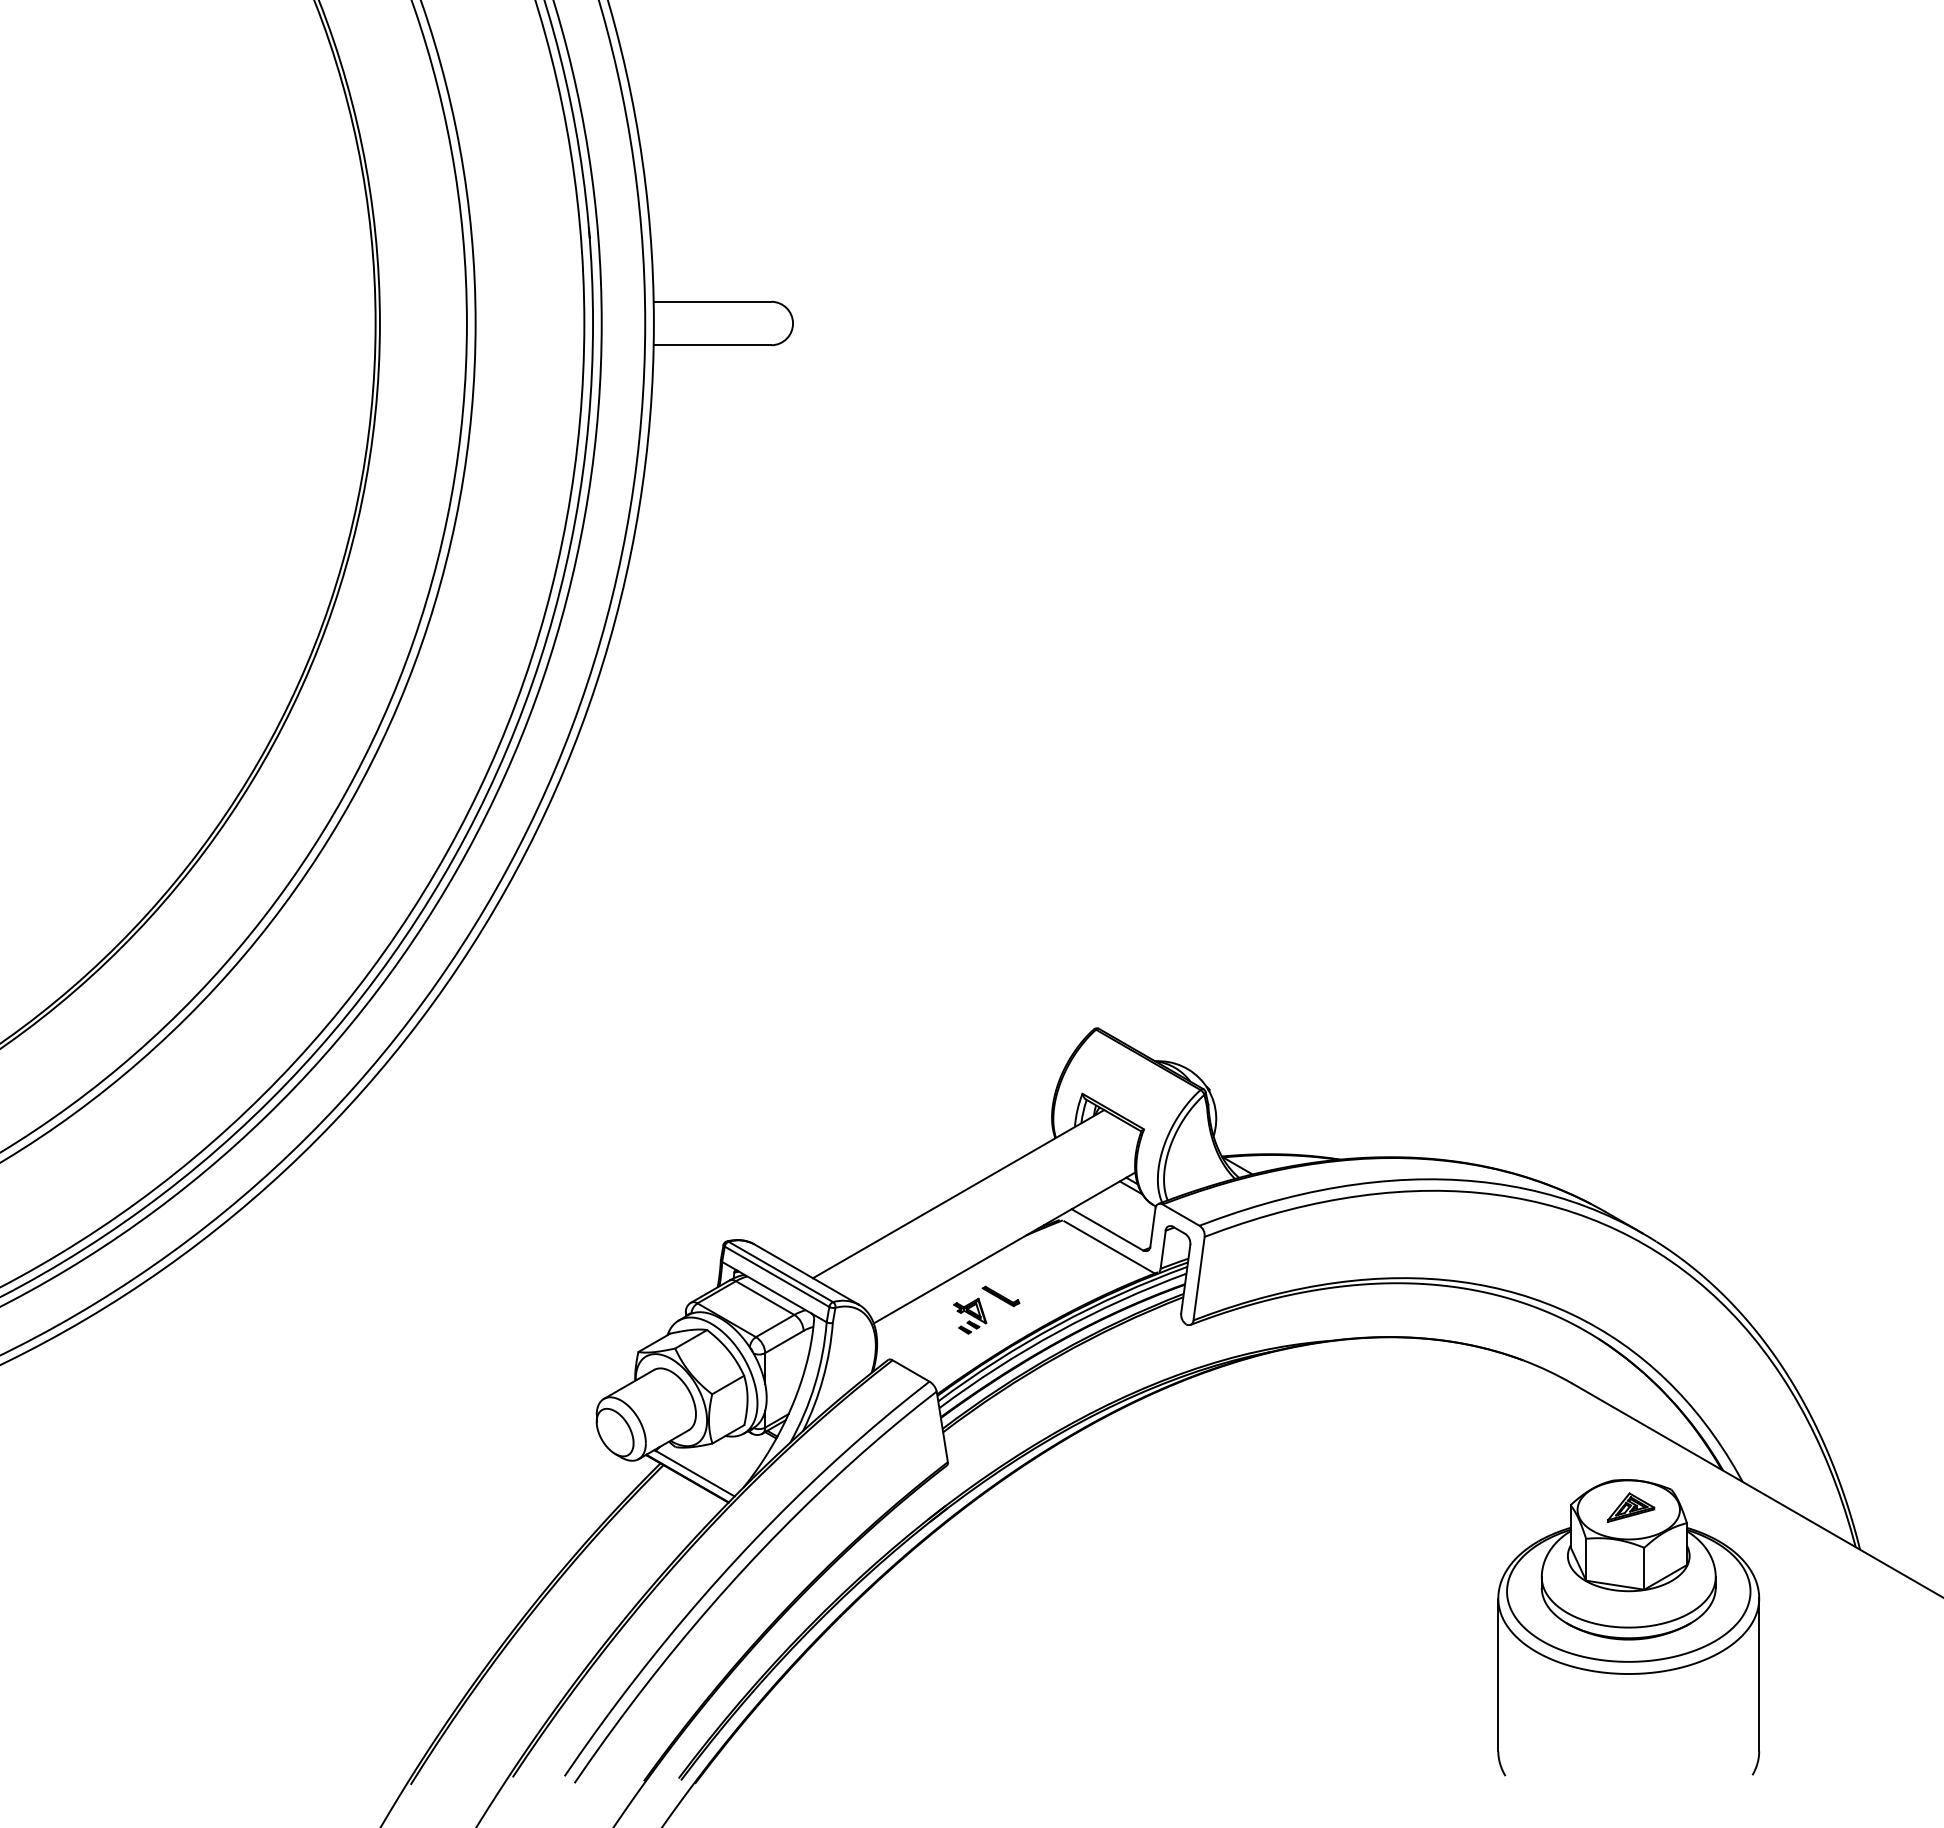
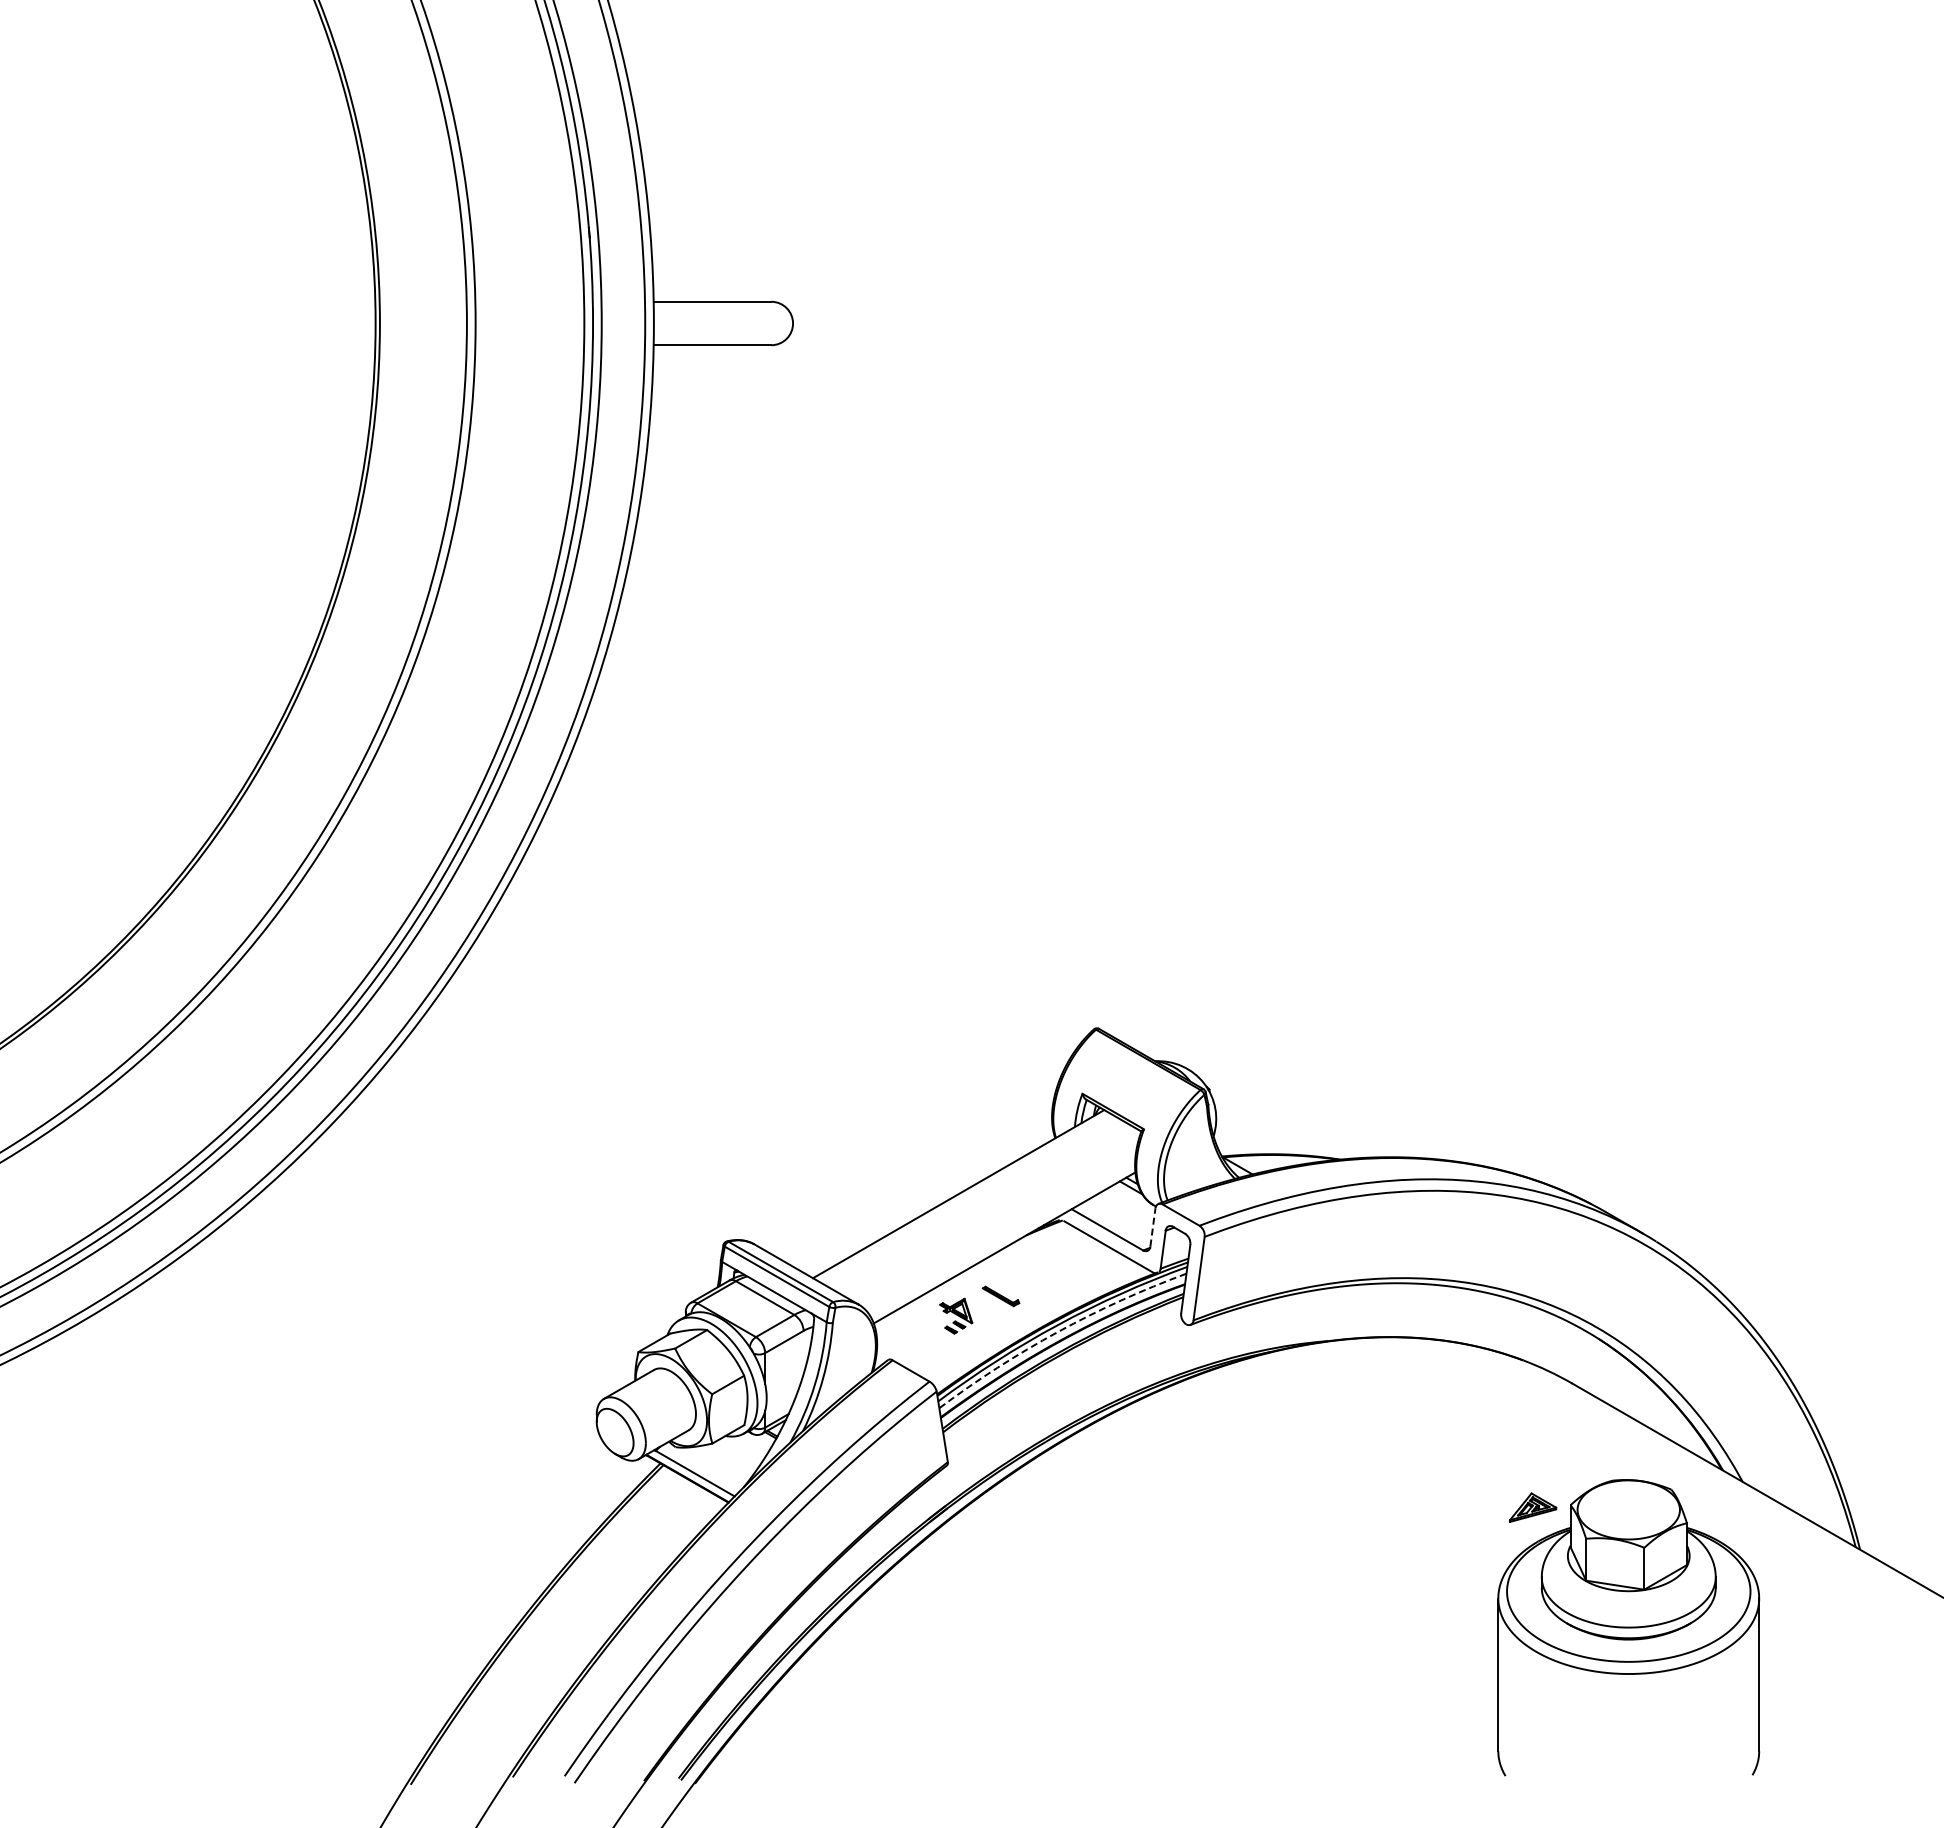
line: solid -> dashed (1152, 1226)
part position: (970, 1315) -> (956, 1315) (956, 1315)
arc: solid -> dashed (1058, 1331)
part position: (1631, 1507) -> (1533, 1507) (1533, 1507)
